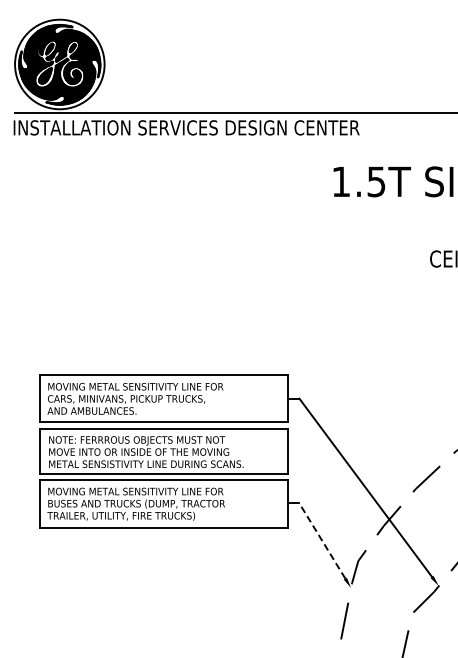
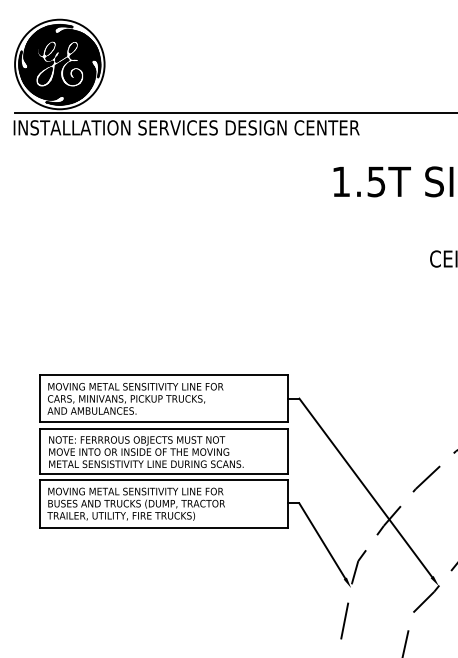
line: dashed -> solid (322, 540)
